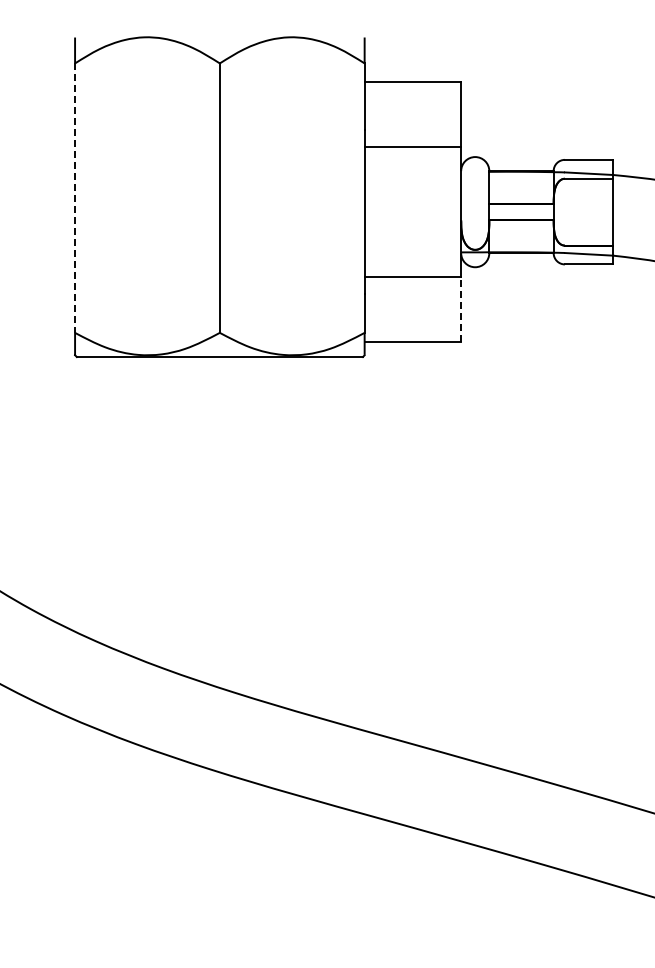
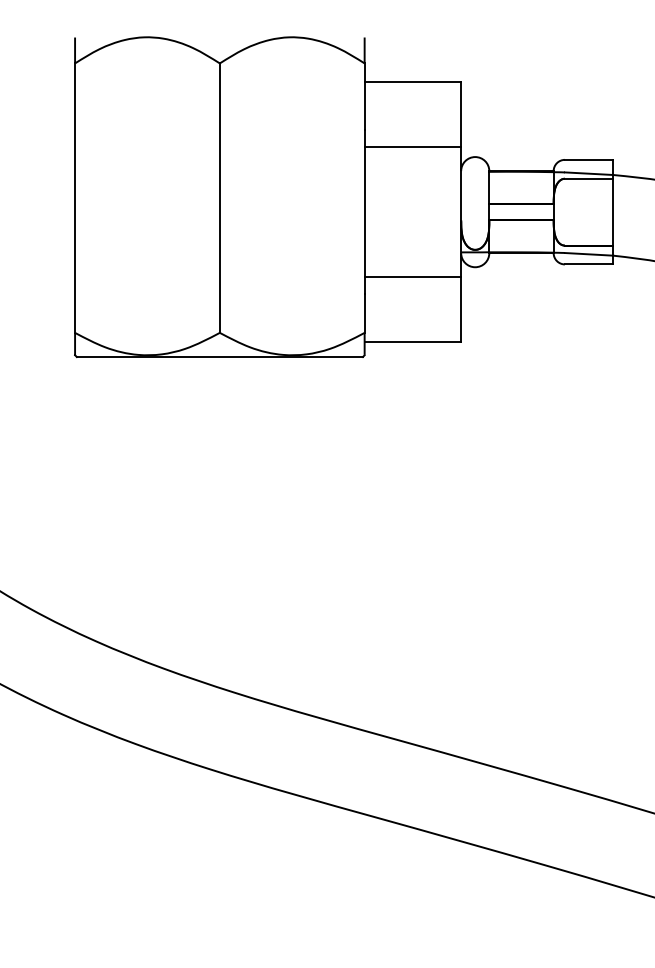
line: dashed -> solid (75, 198)
line: dashed -> solid (461, 309)
